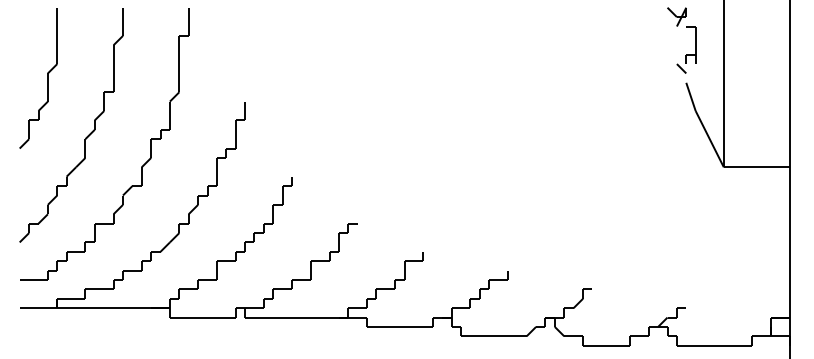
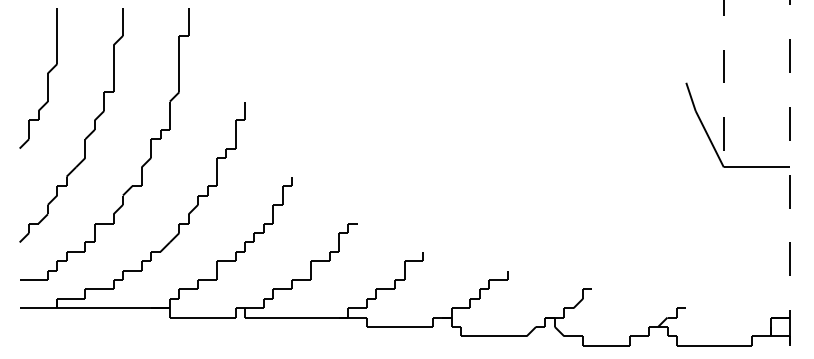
part: present -> none (686, 27)
line: solid -> dashed (723, 84)
line: solid -> dashed (789, 180)
